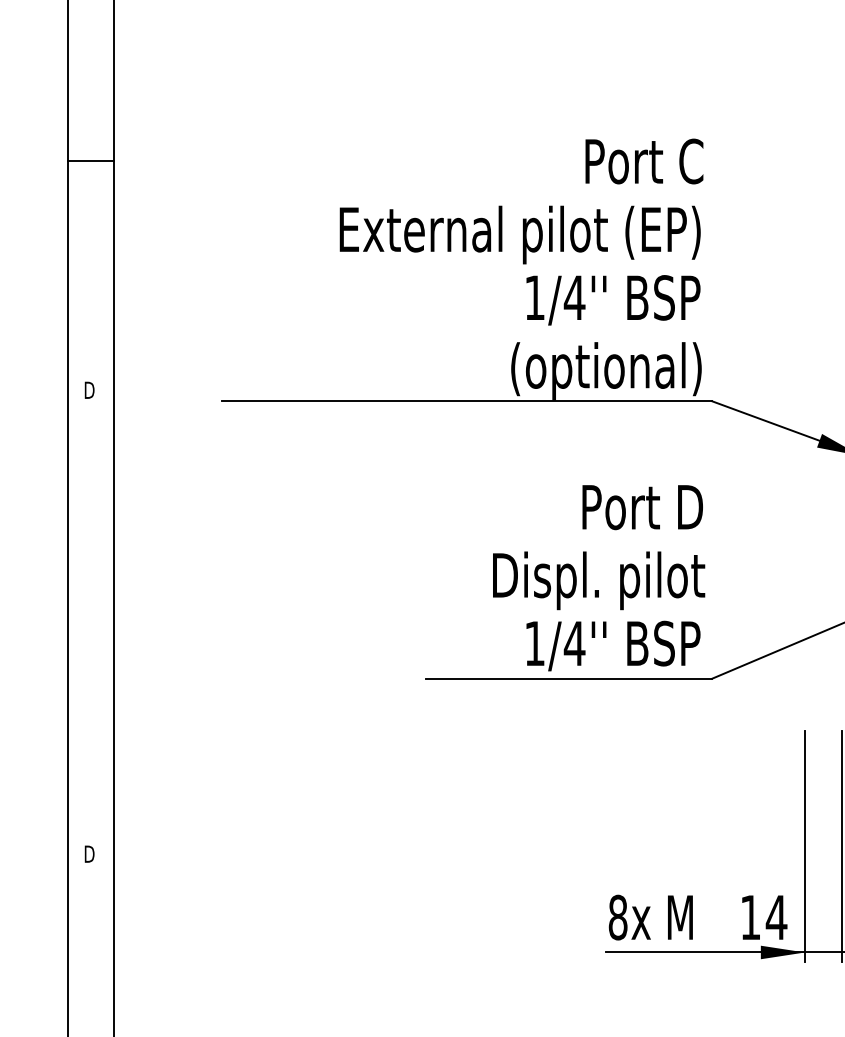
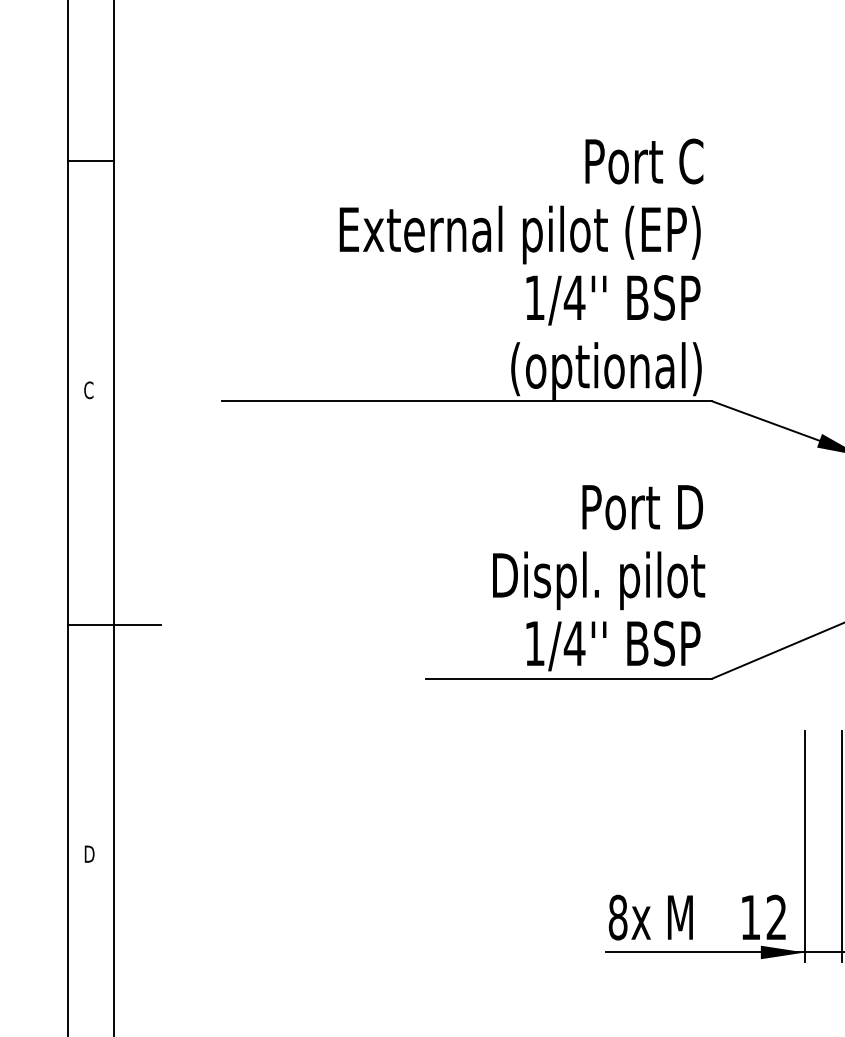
text: D -> C (89, 390)
line: none -> present (113, 624)
text: 14 -> 12 (776, 916)
